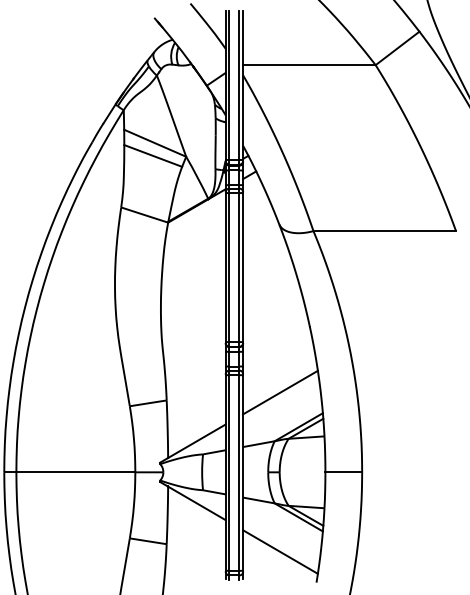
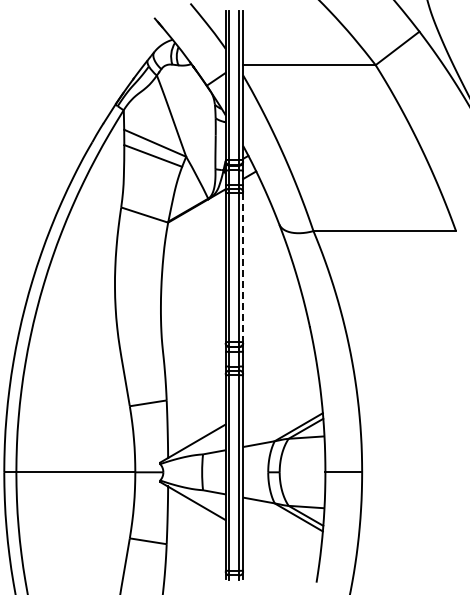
line: solid -> dashed (243, 268)
line: present -> none (280, 392)
line: present -> none (280, 551)
